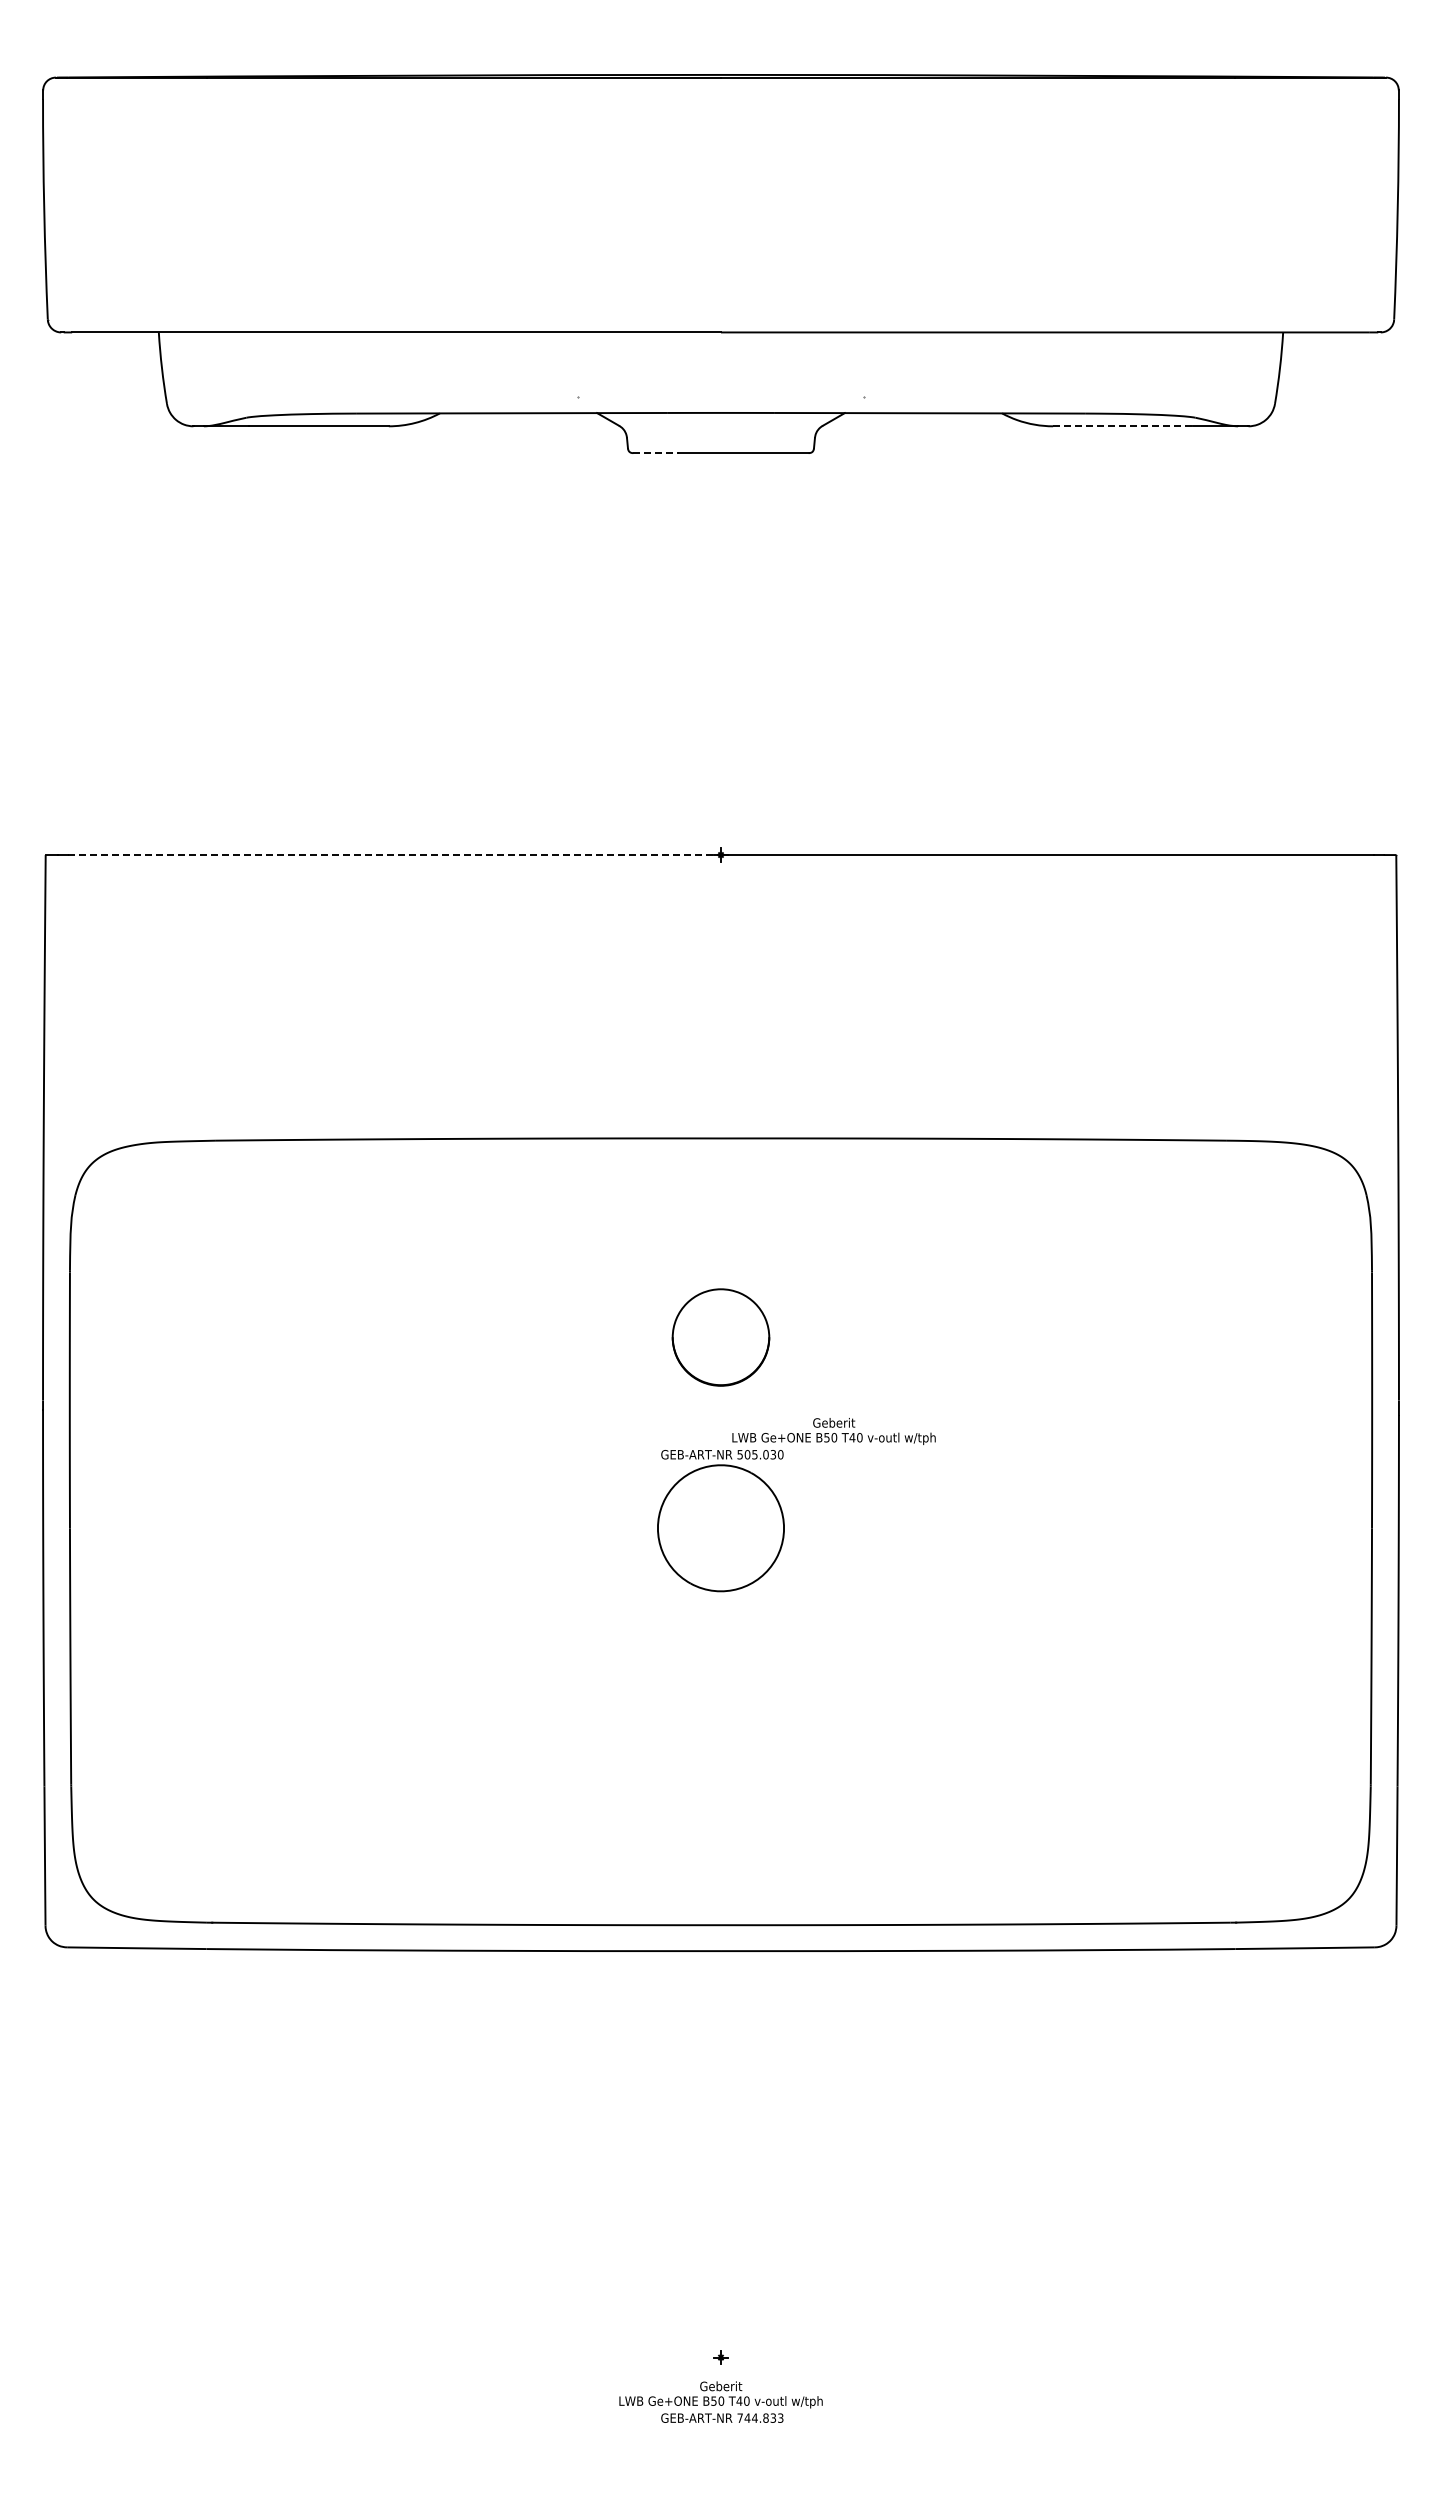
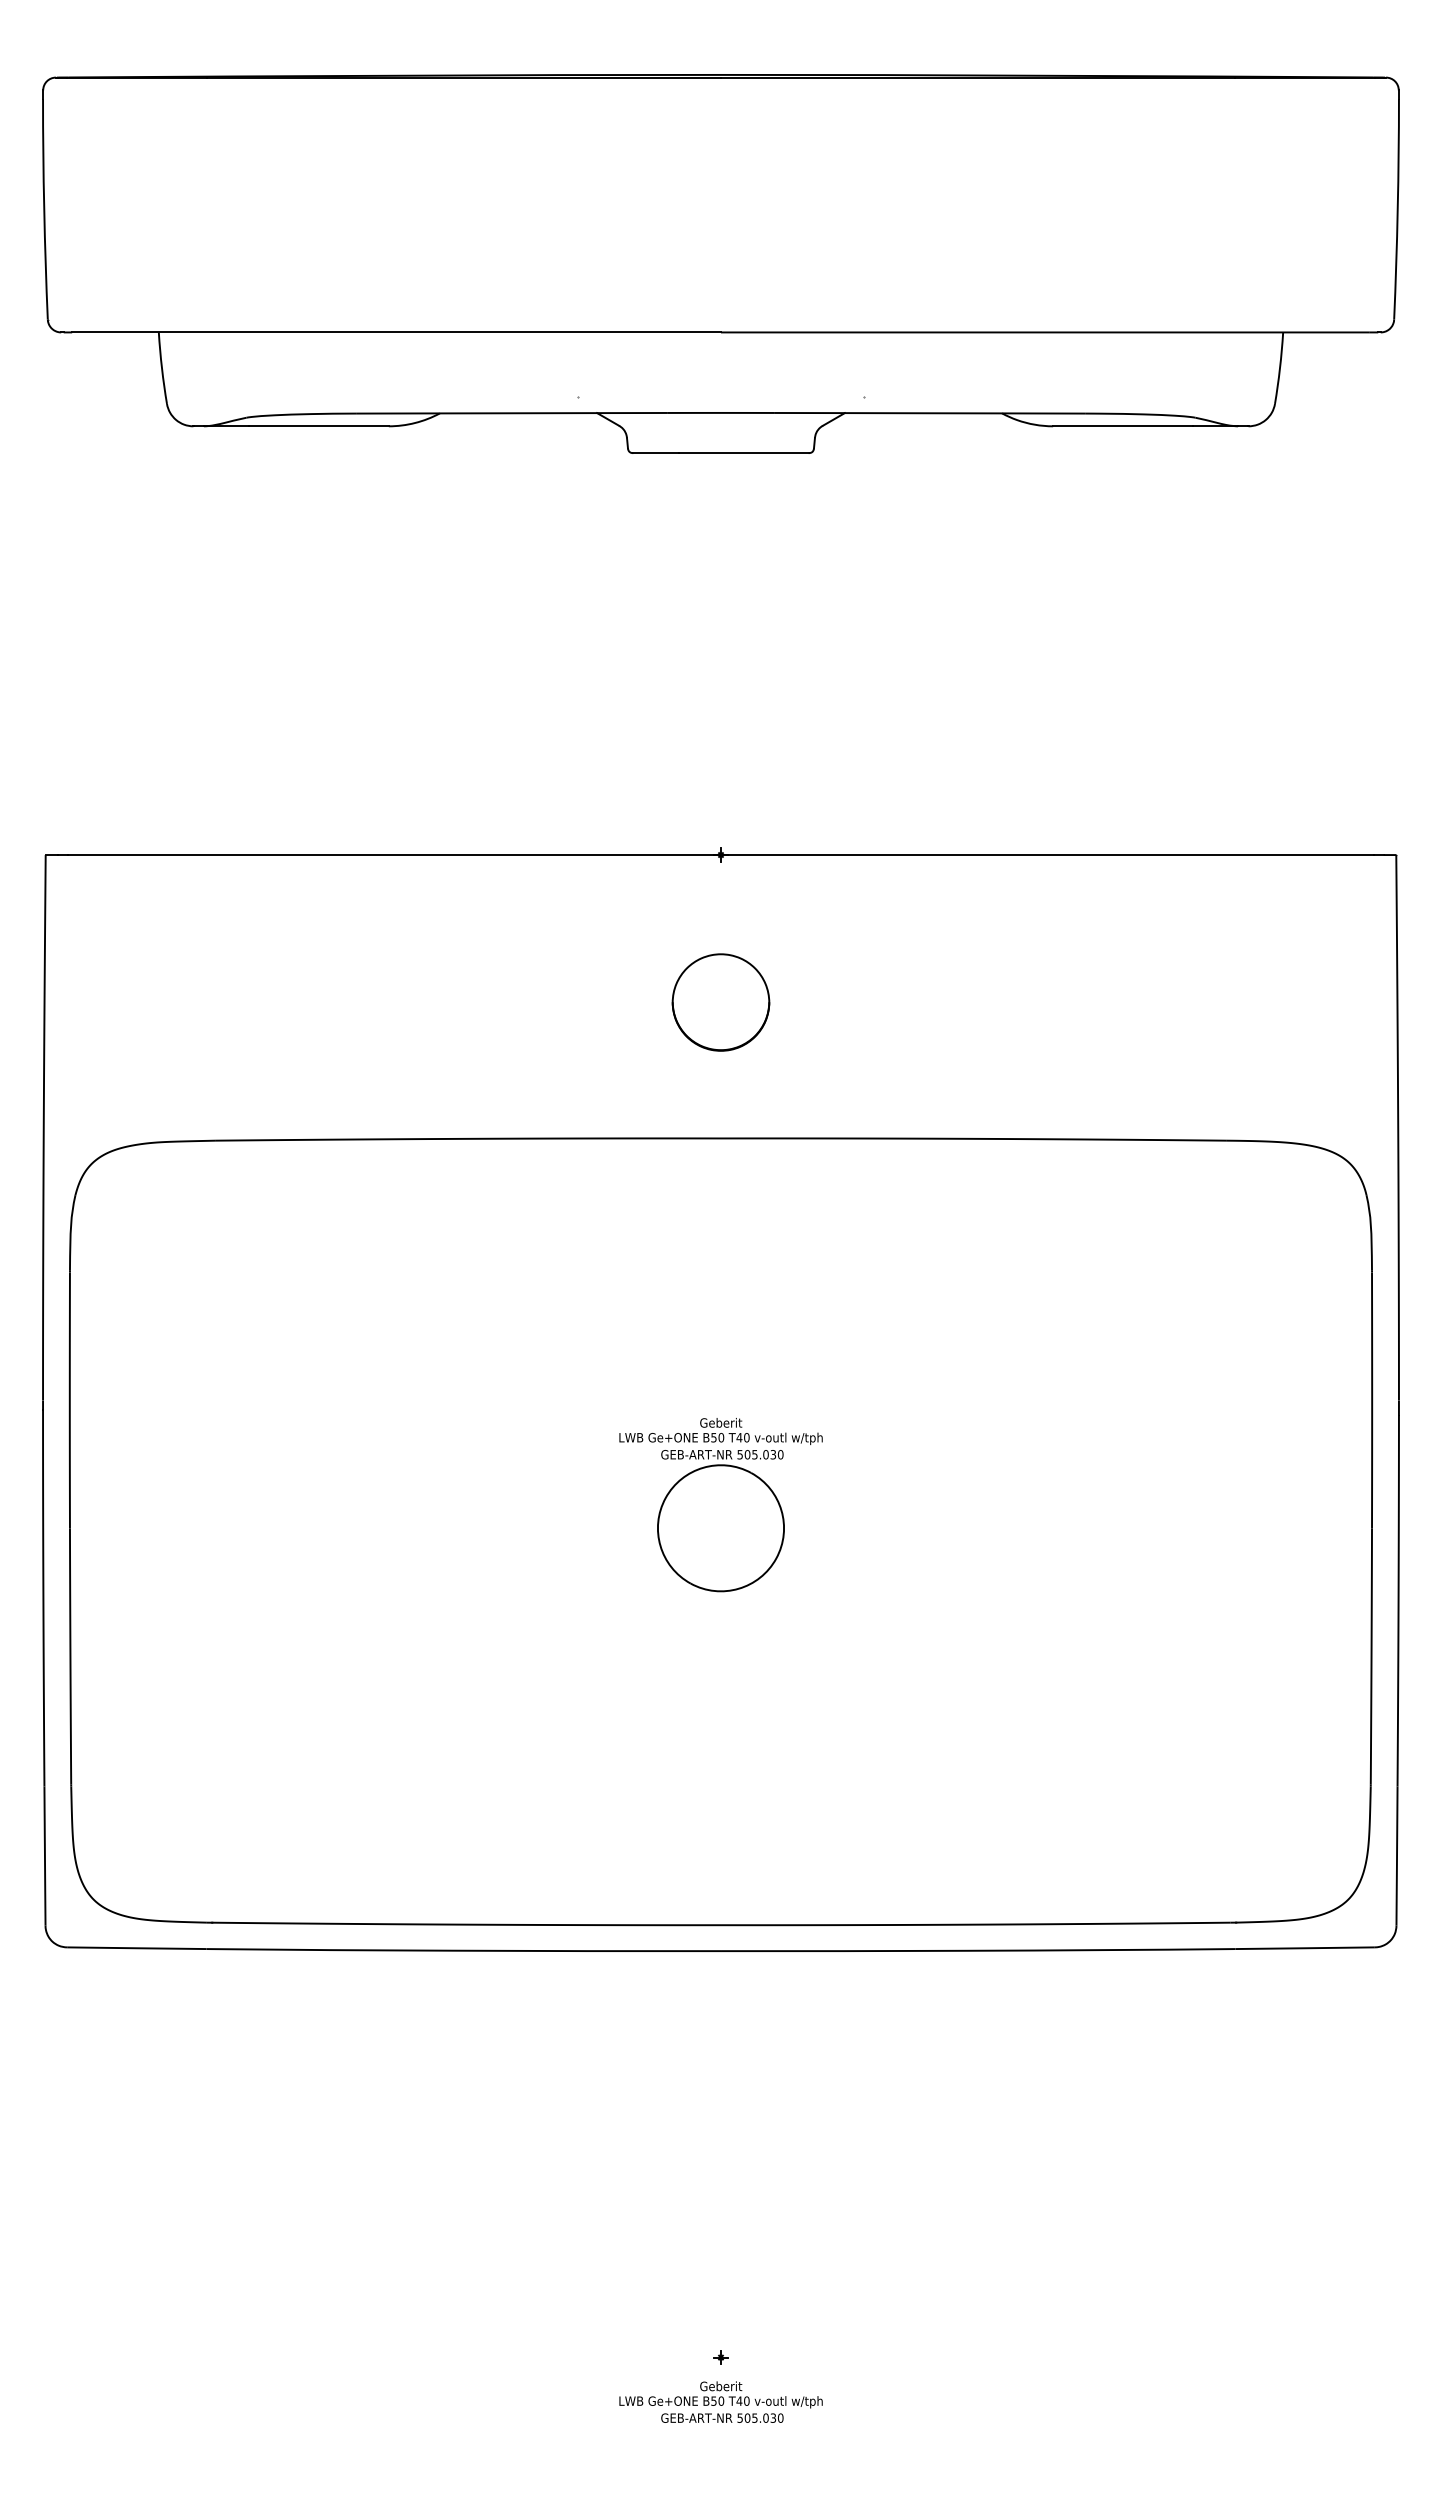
line: dashed -> solid (1122, 426)
line: dashed -> solid (656, 453)
line: dashed -> solid (395, 855)
part position: (720, 1337) -> (720, 1002) (720, 1002)
text position: (833, 1431) -> (720, 1431) (720, 1431)
text: 744.833 -> 505.030 (760, 2417)
